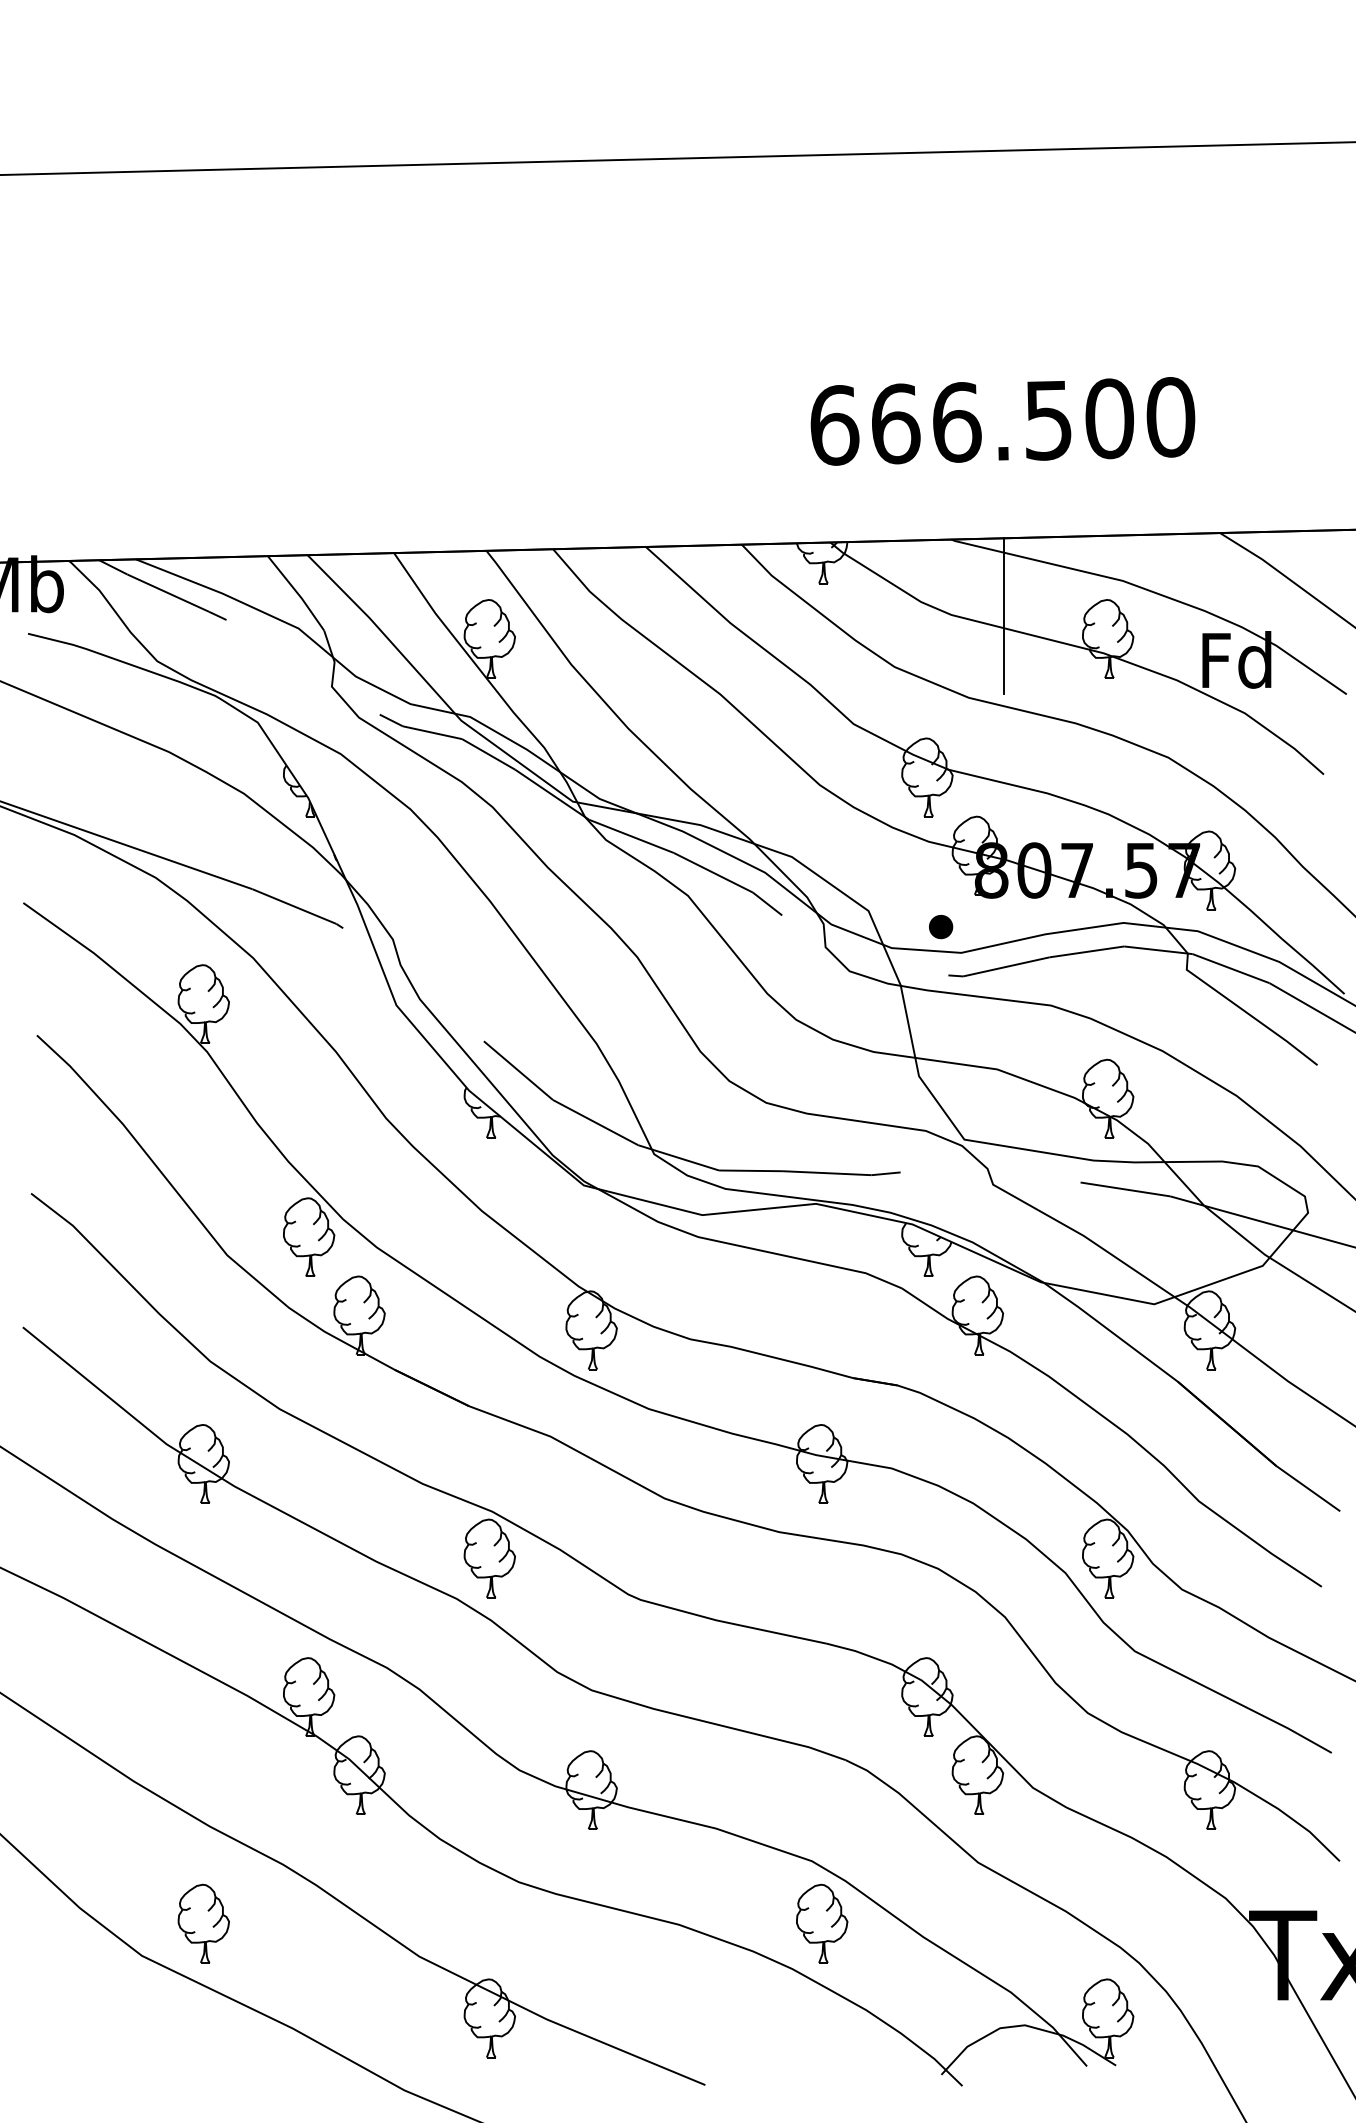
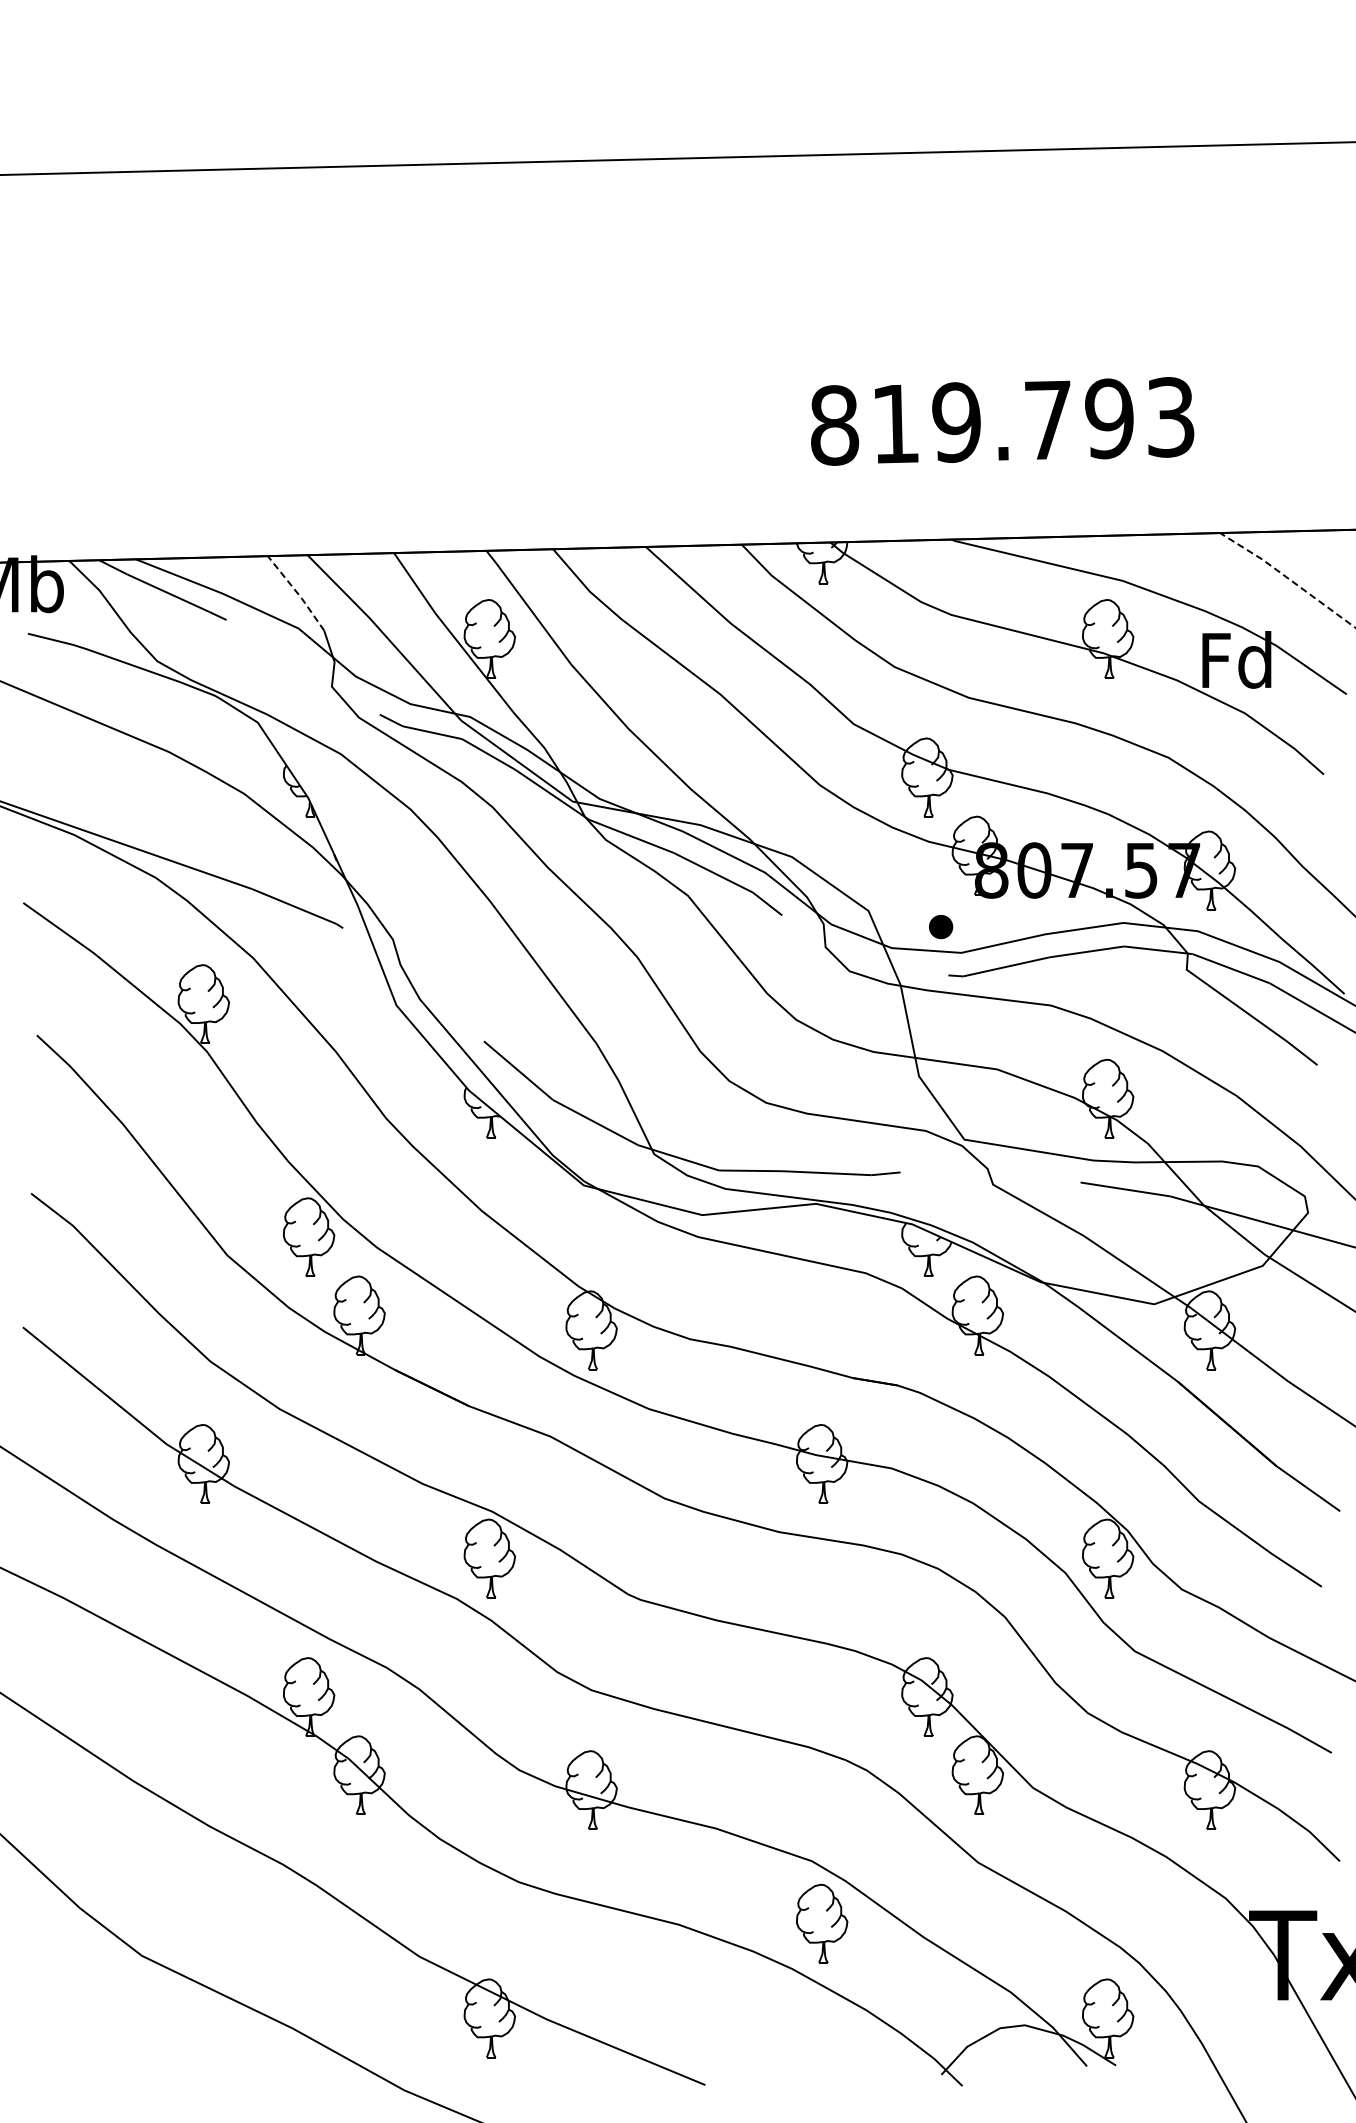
text: 666.500 -> 819.793 (1002, 421)
line: solid -> dashed (1288, 578)
line: solid -> dashed (296, 592)
line: present -> none (1004, 616)
part: present -> none (203, 1923)
